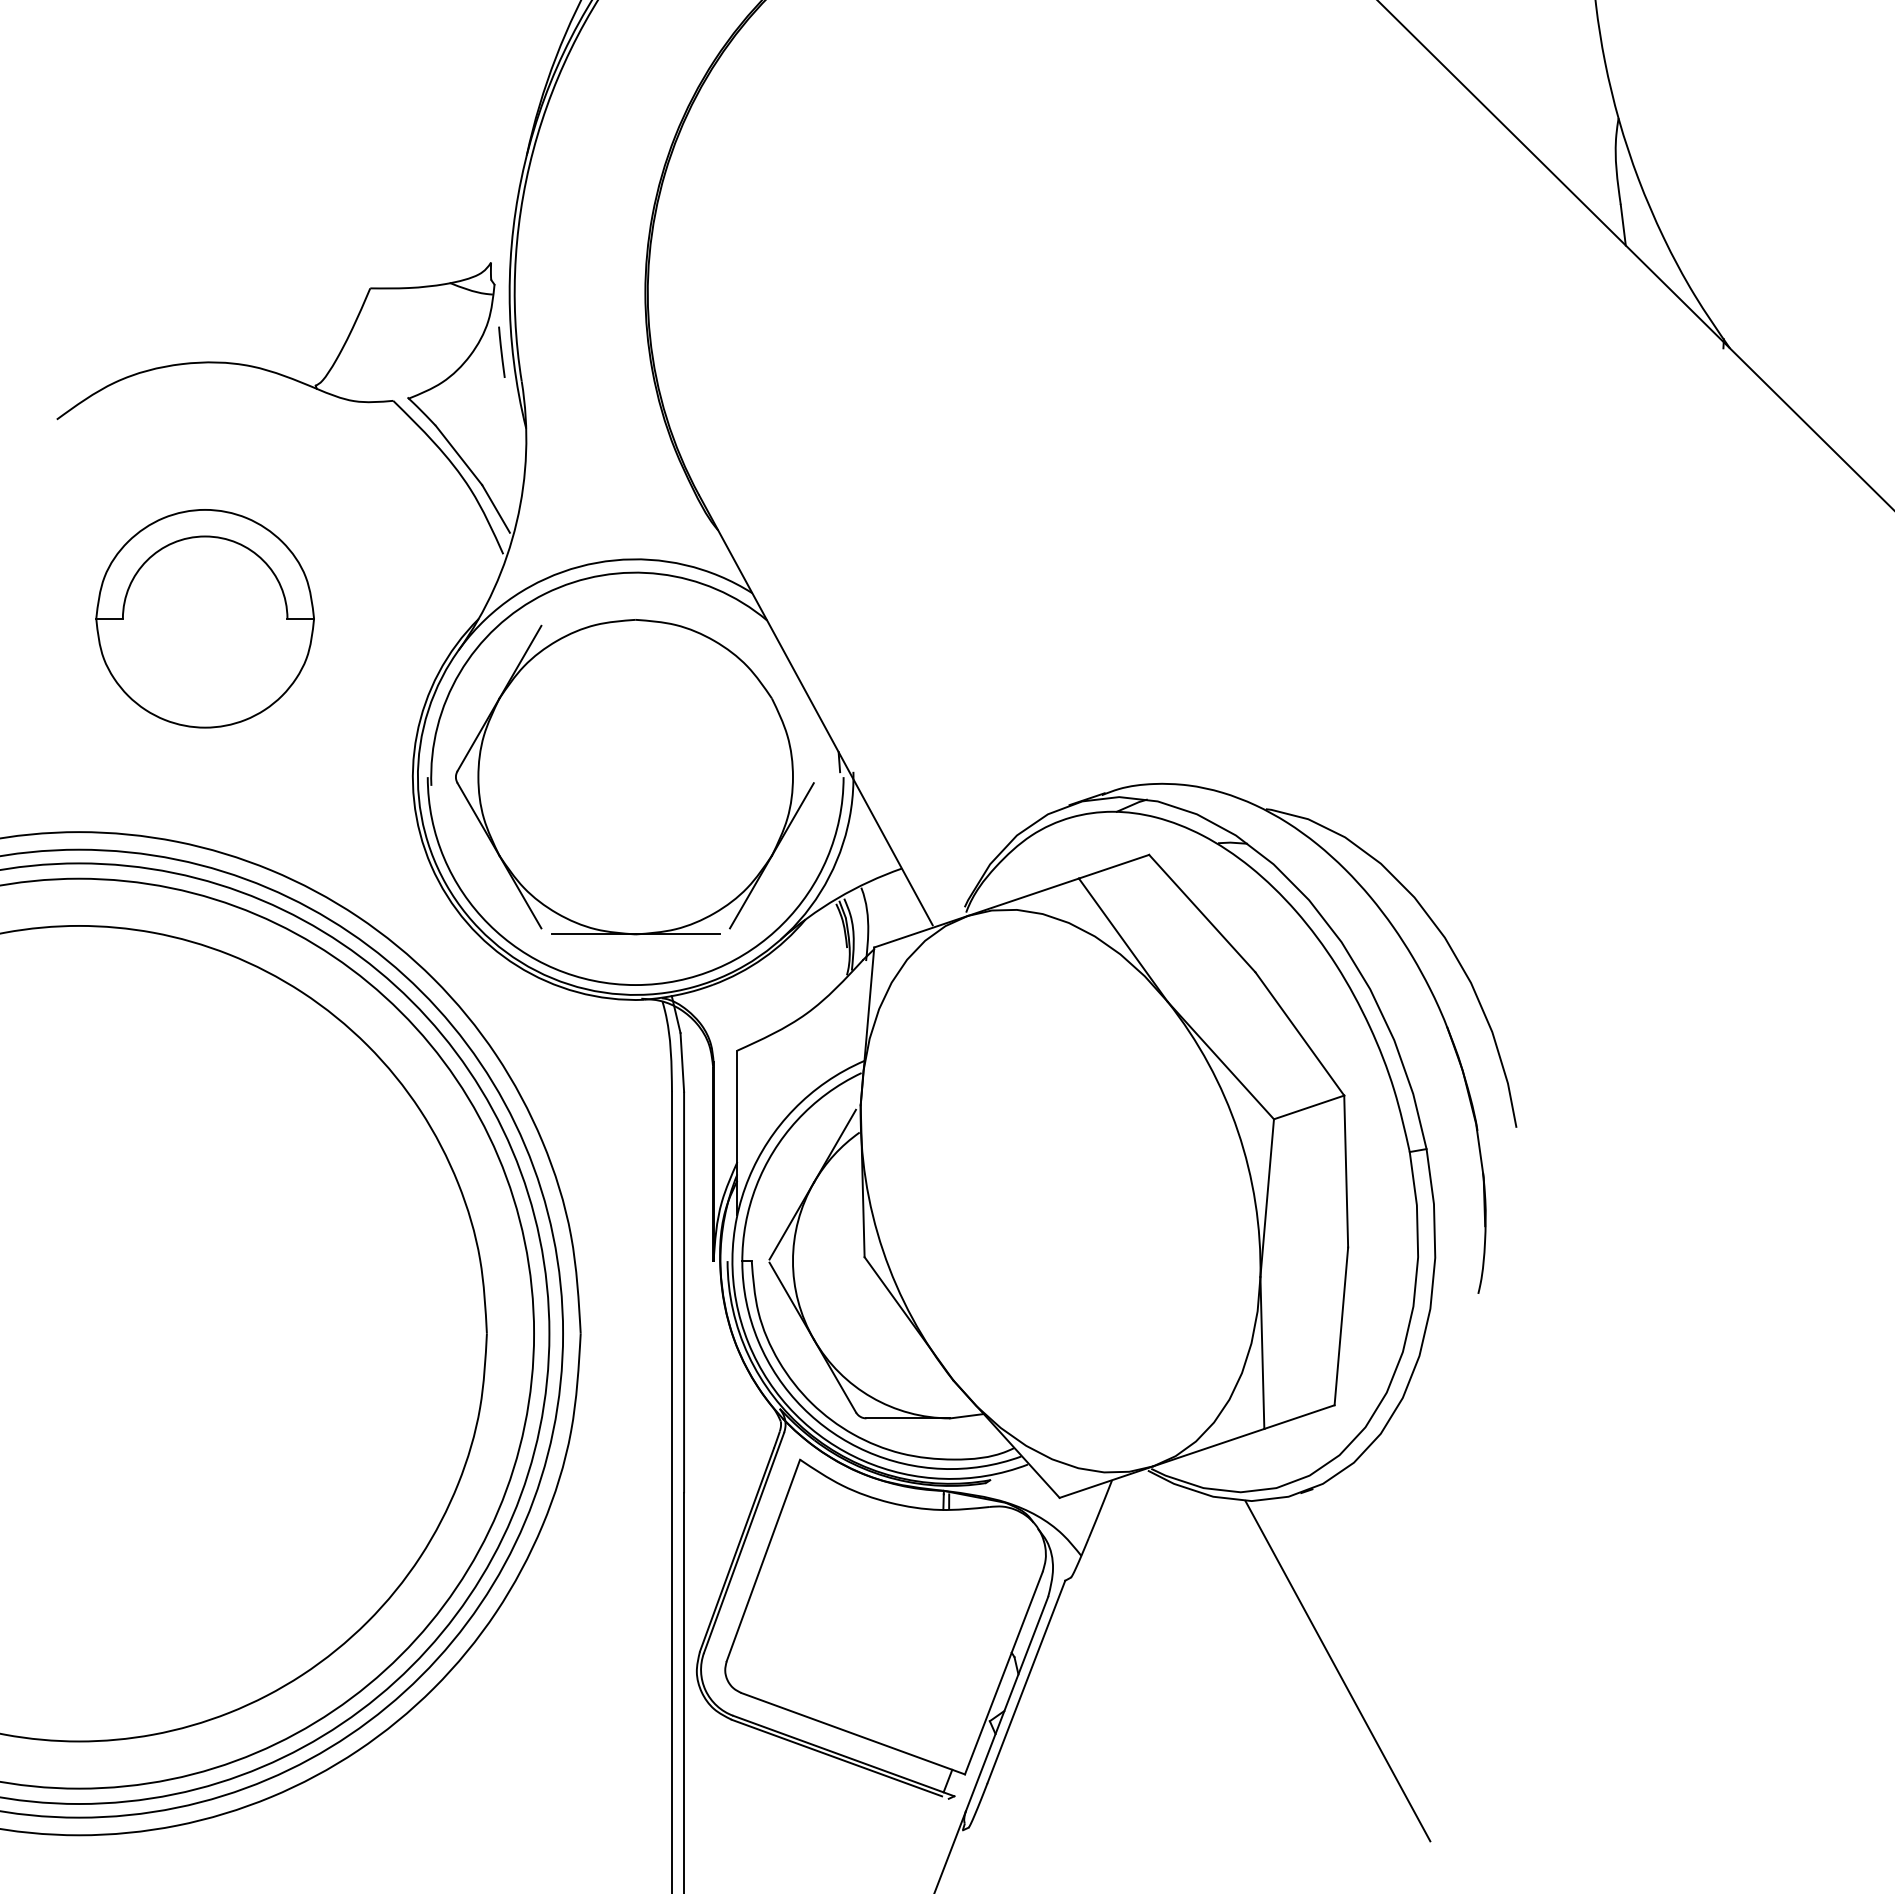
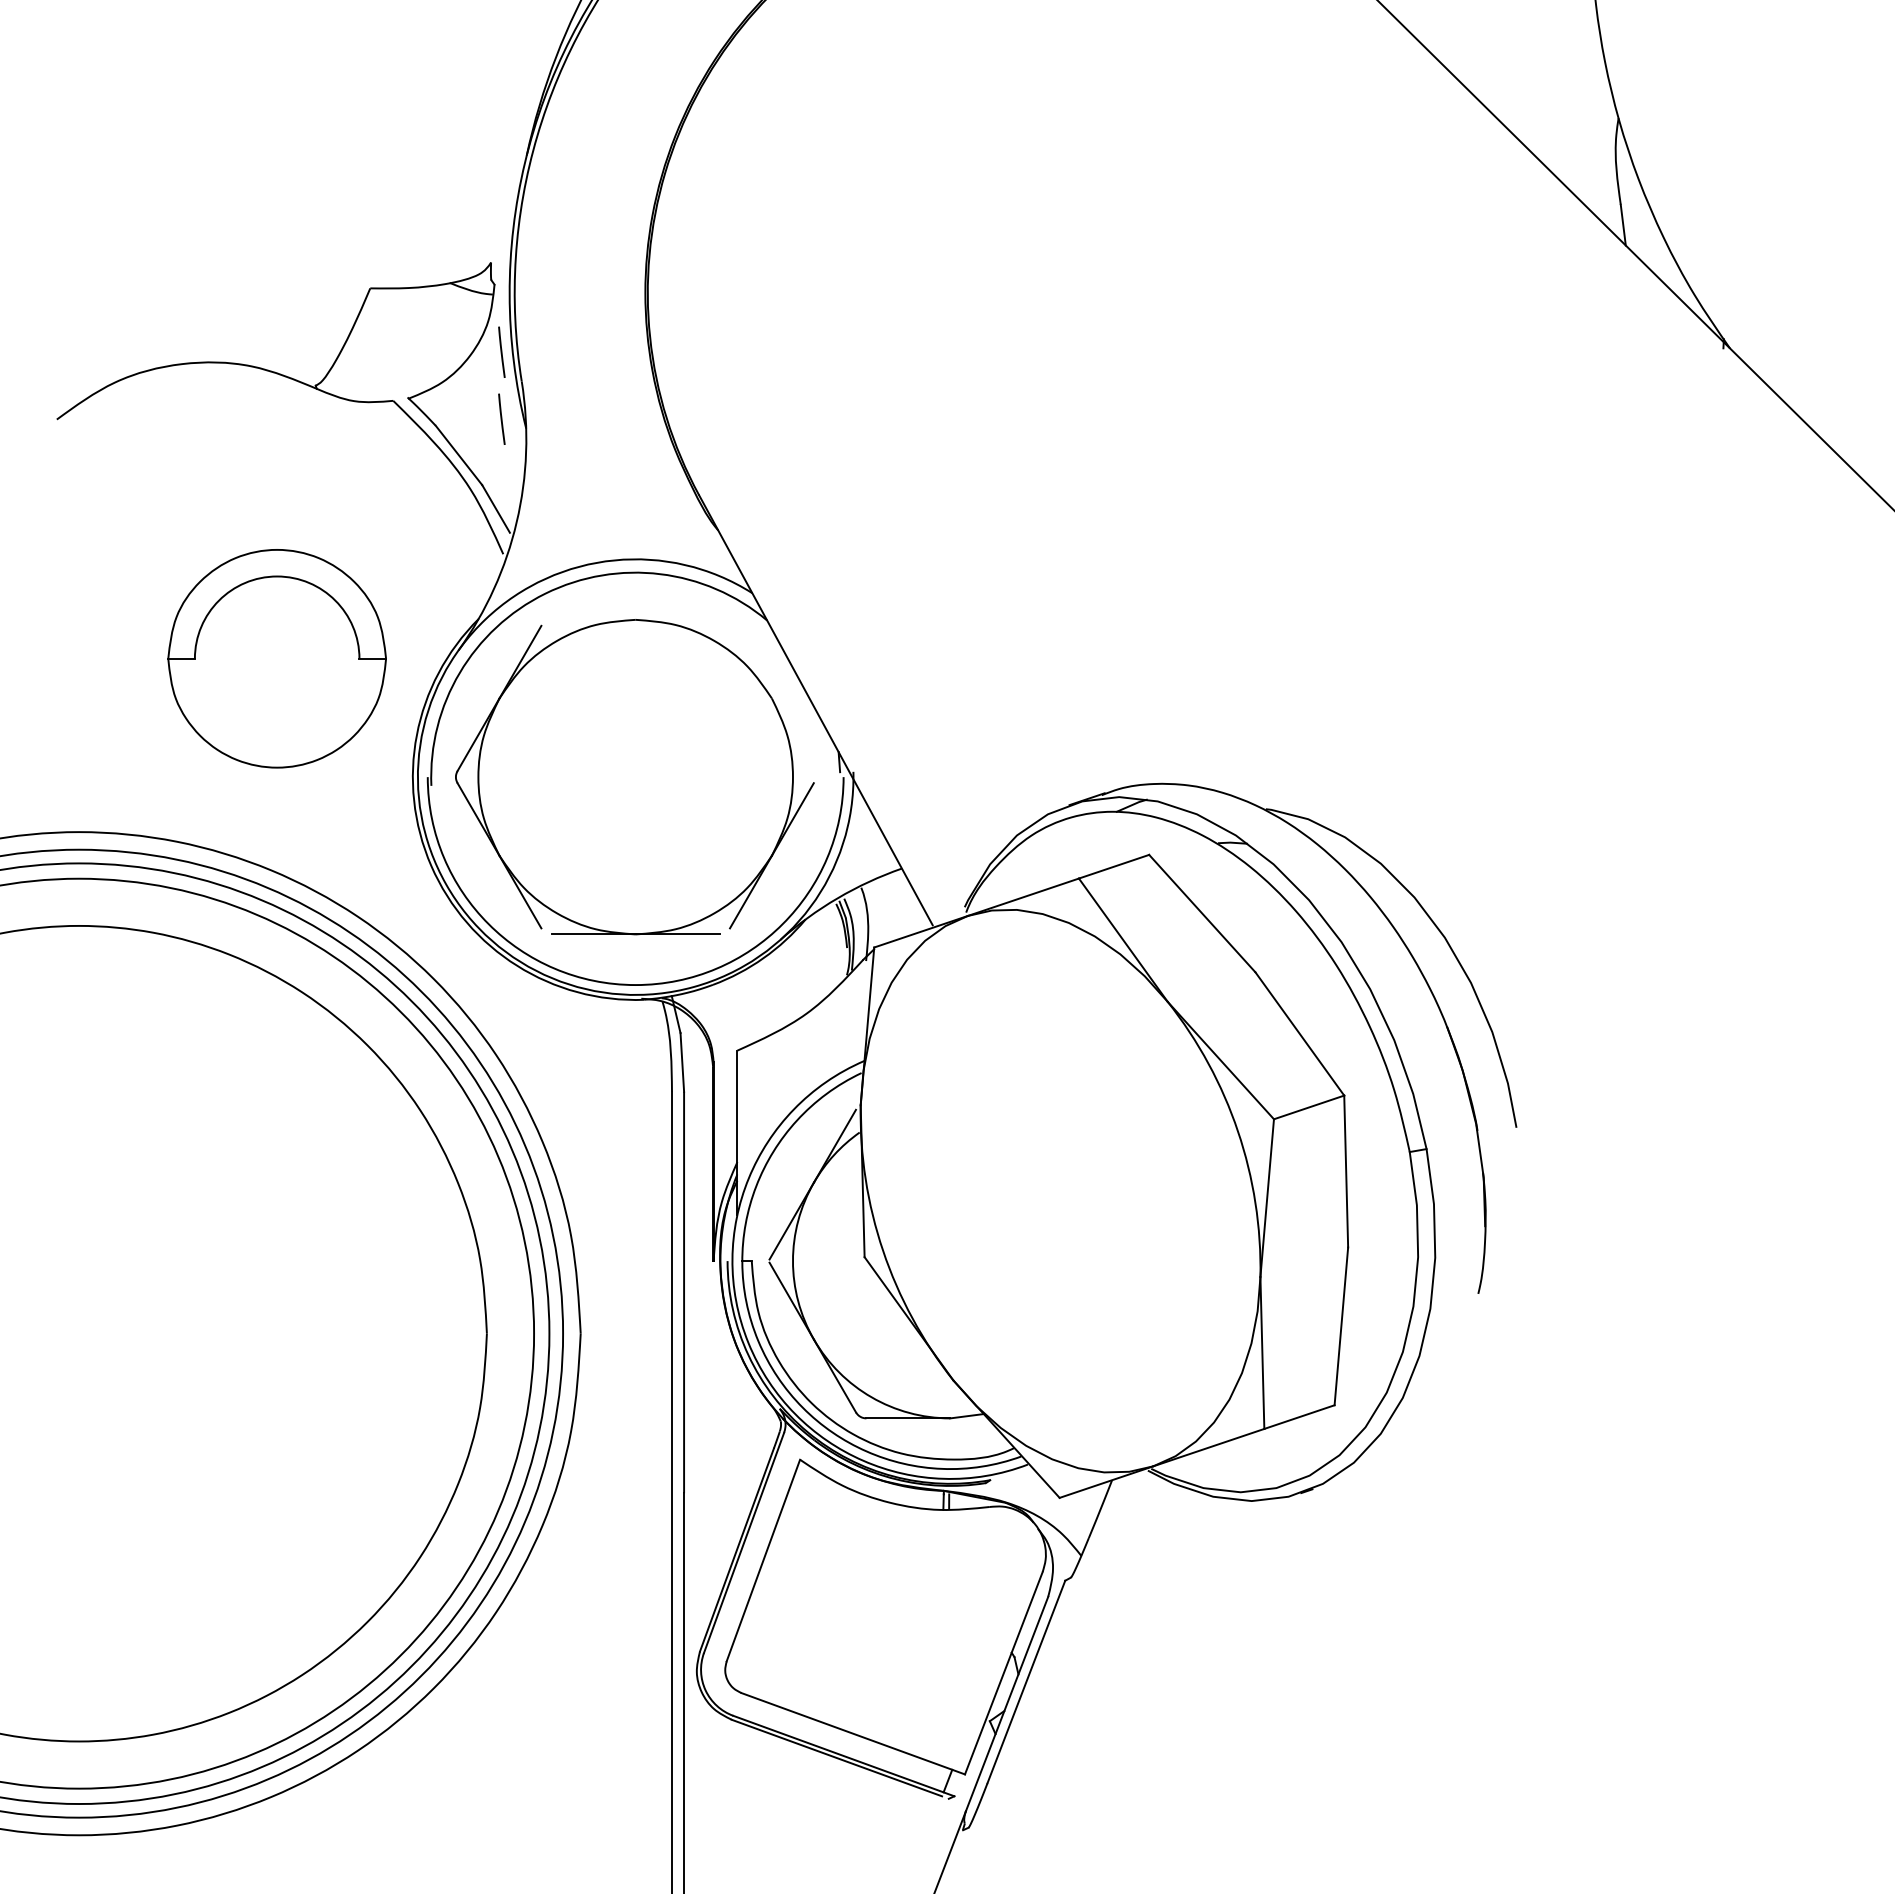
line: none -> present (501, 418)
part position: (204, 618) -> (276, 658) (276, 658)
line: present -> none (1337, 1670)
